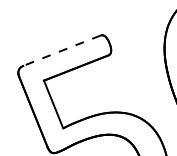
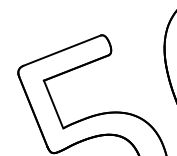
line: dashed -> solid (61, 50)
